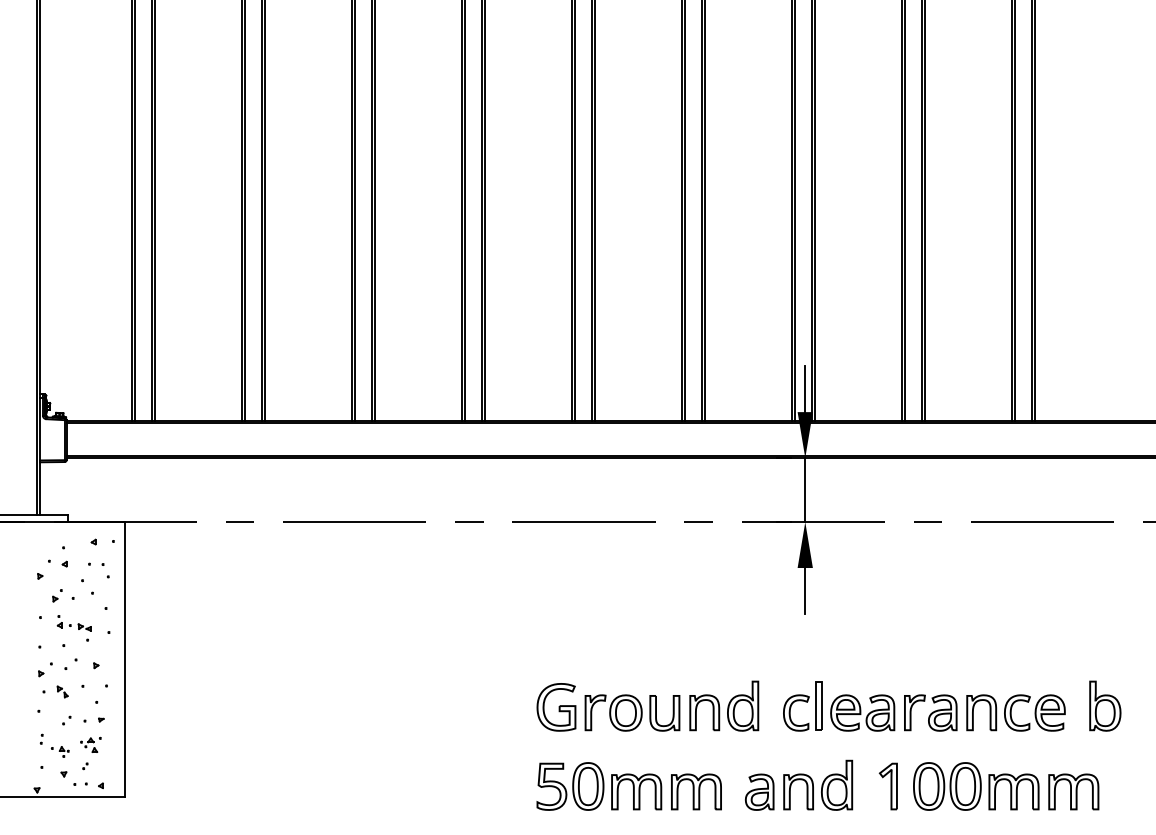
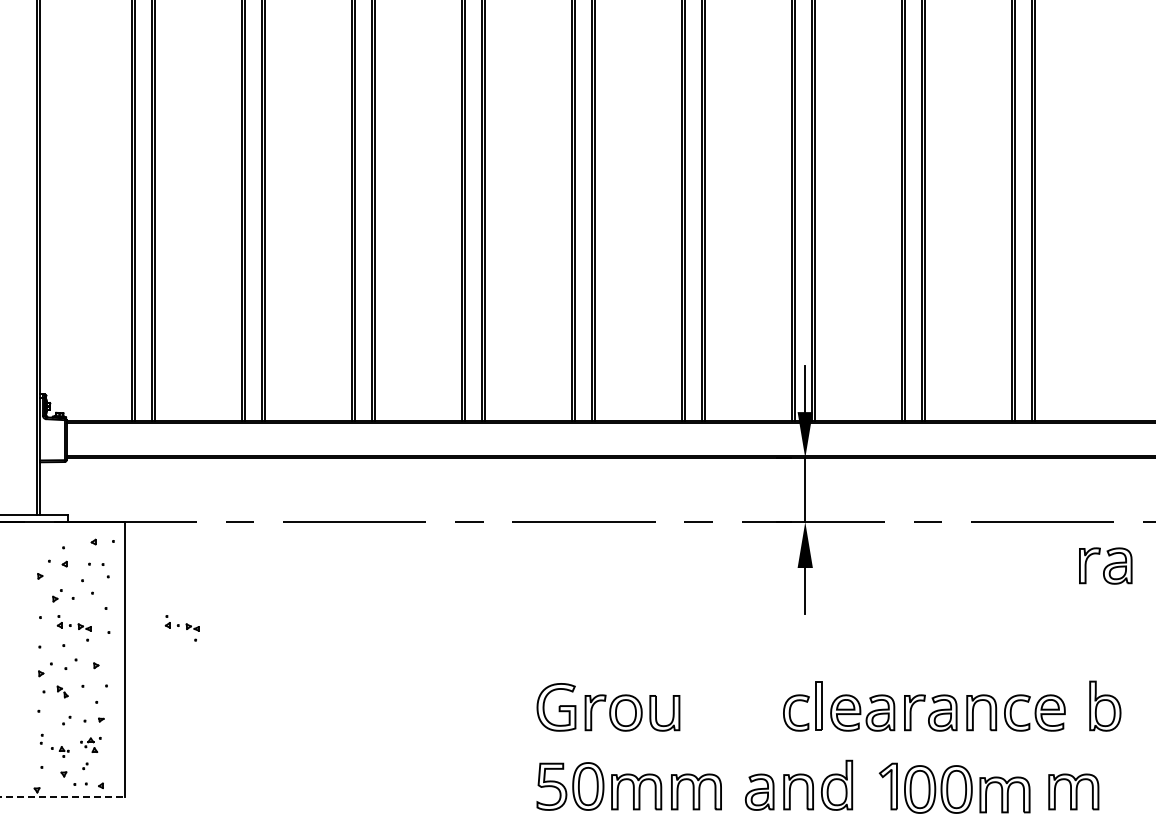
part: none -> present (1105, 565)
part: none -> present (181, 628)
part: present -> none (724, 705)
part position: (976, 786) -> (967, 789) (967, 789)
line: solid -> dashed (63, 797)
